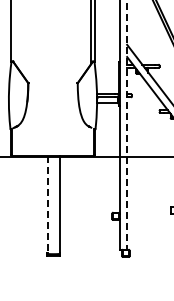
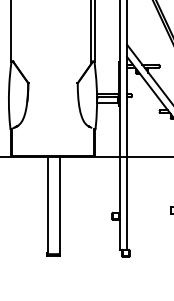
line: dashed -> solid (127, 125)
line: dashed -> solid (47, 205)
